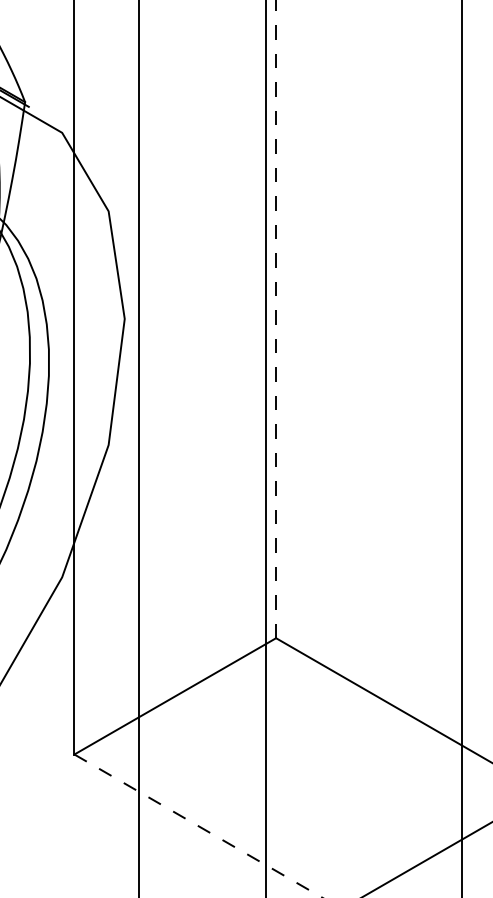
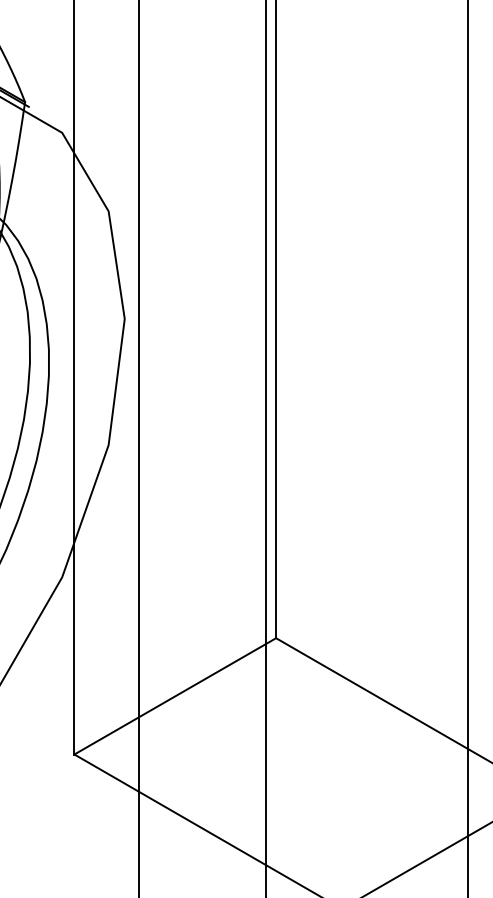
line: dashed -> solid (276, 319)
line position: (461, 448) -> (467, 448) (467, 448)
line: dashed -> solid (198, 826)
